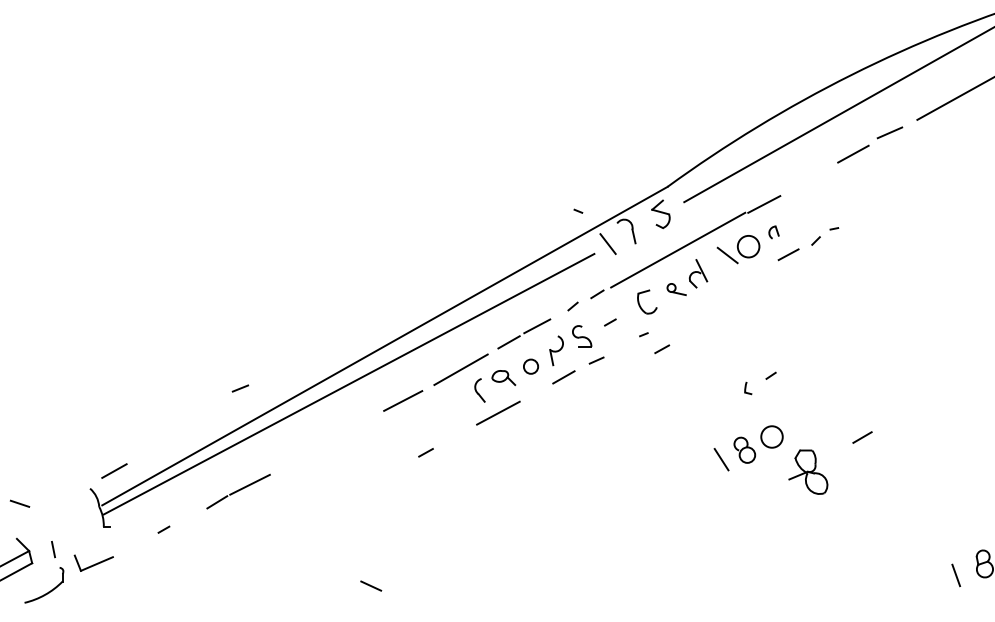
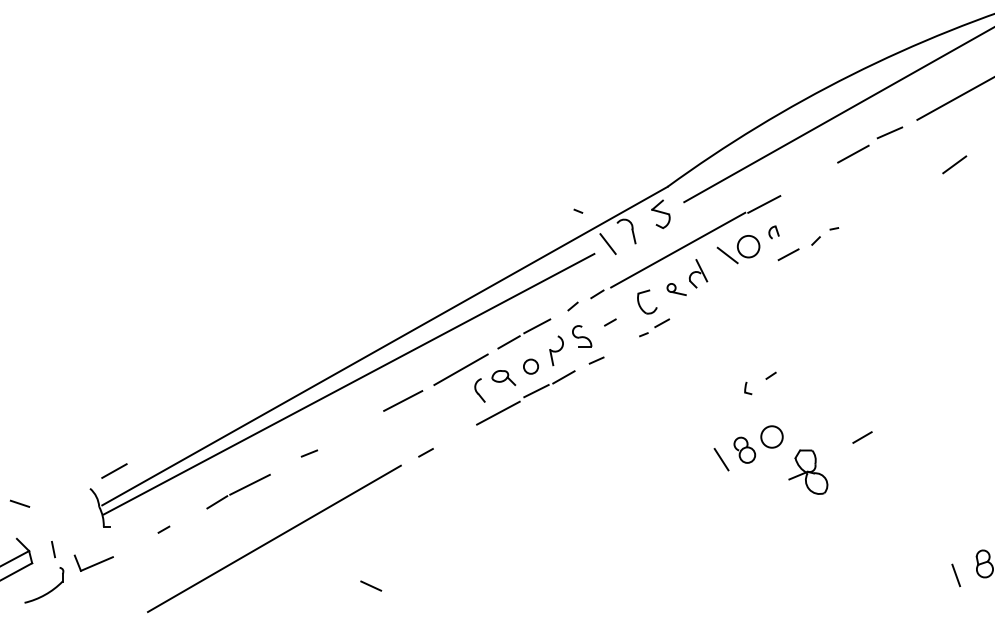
line: none -> present (954, 164)
line position: (662, 349) -> (662, 323) (662, 323)
line position: (240, 388) -> (309, 453) (309, 453)
line: none -> present (536, 391)
line: none -> present (273, 538)
